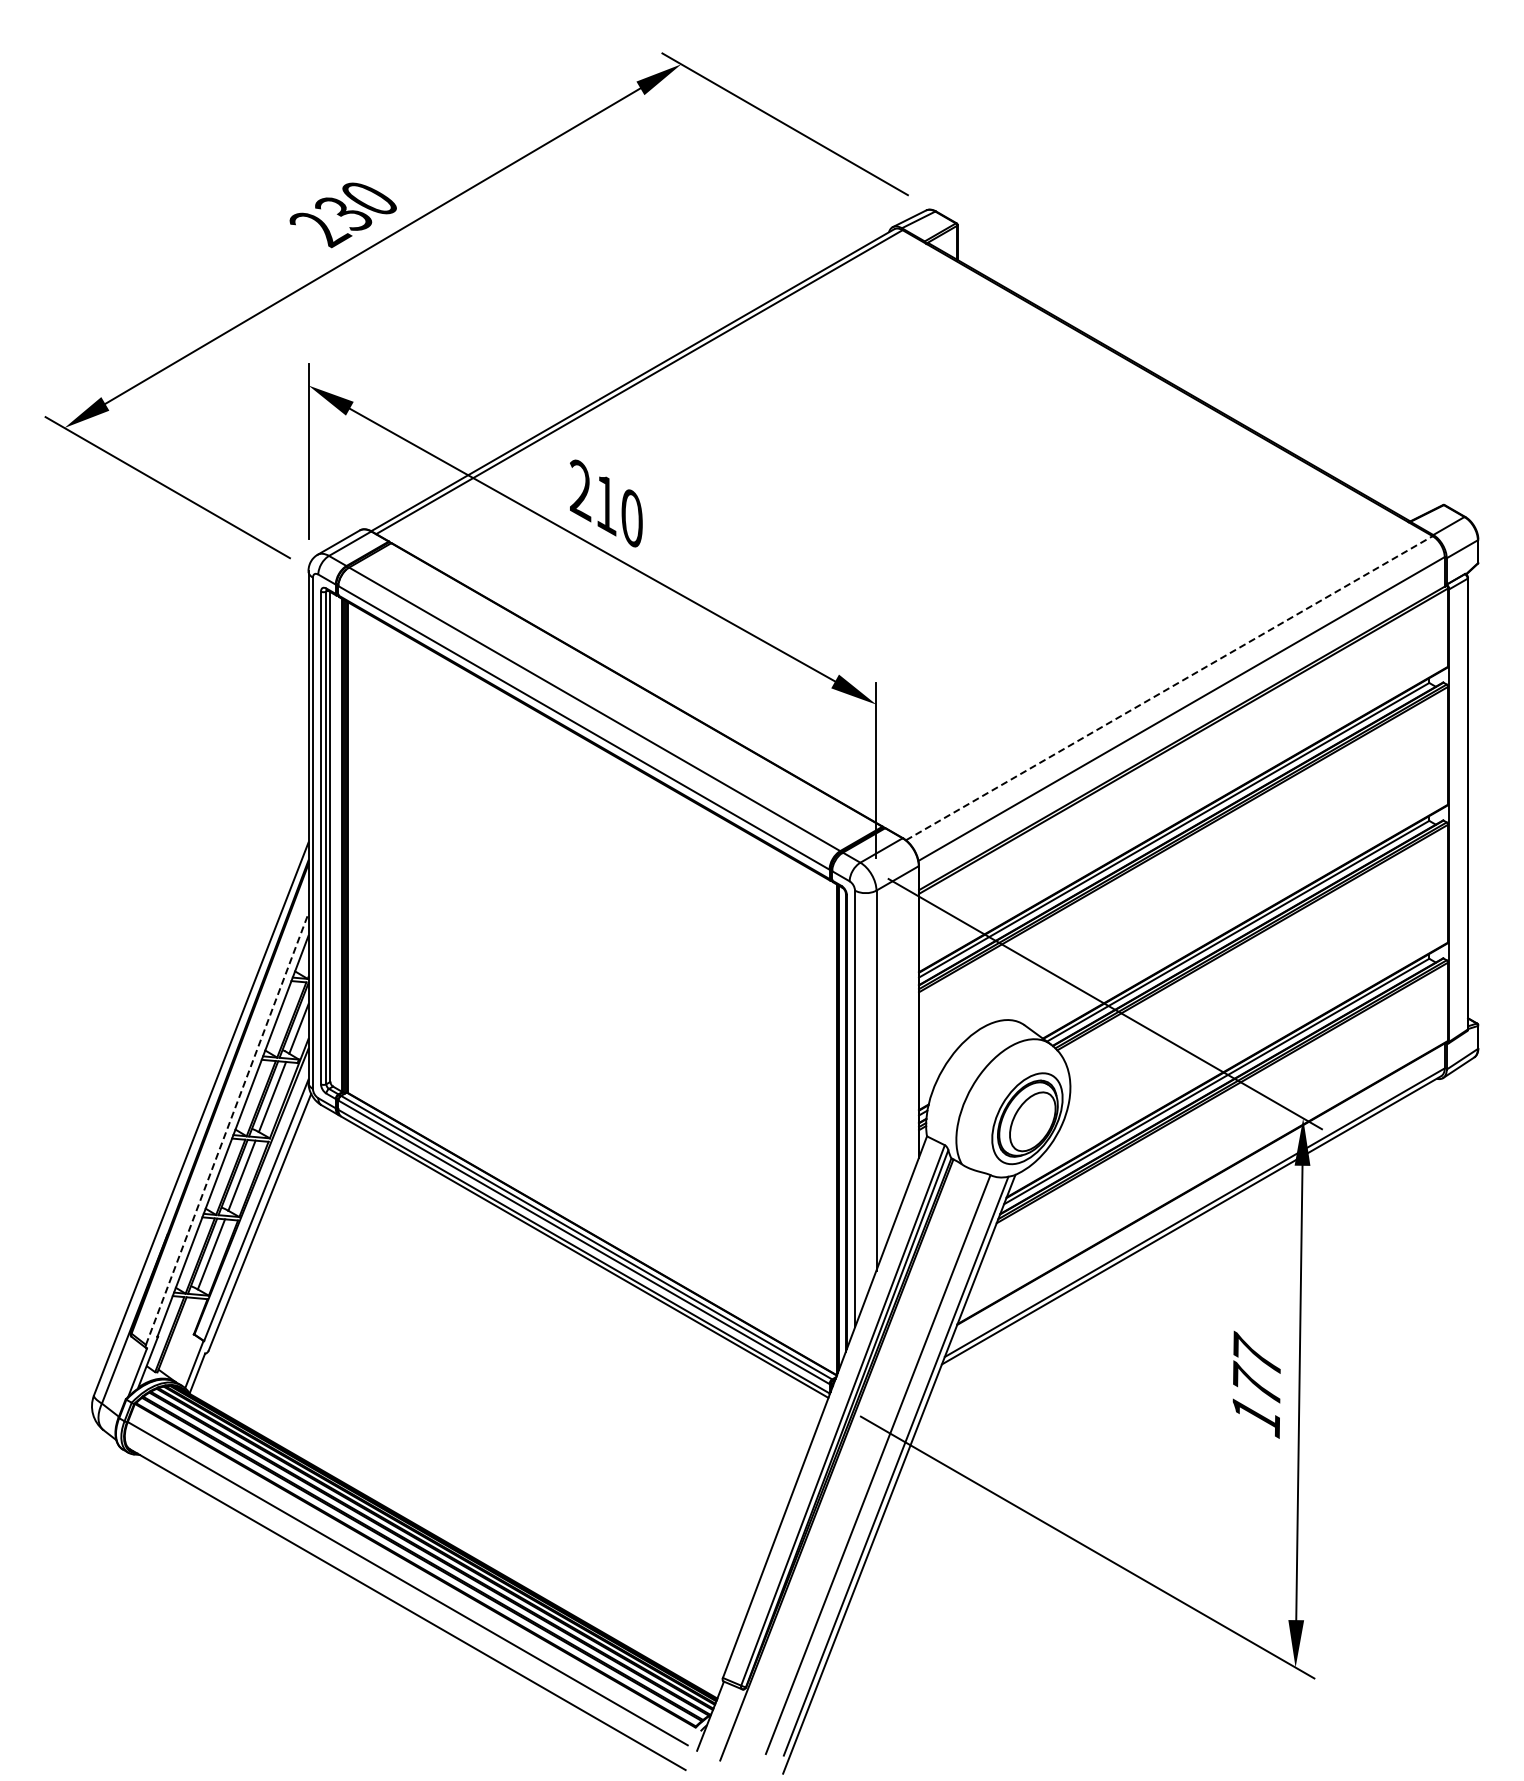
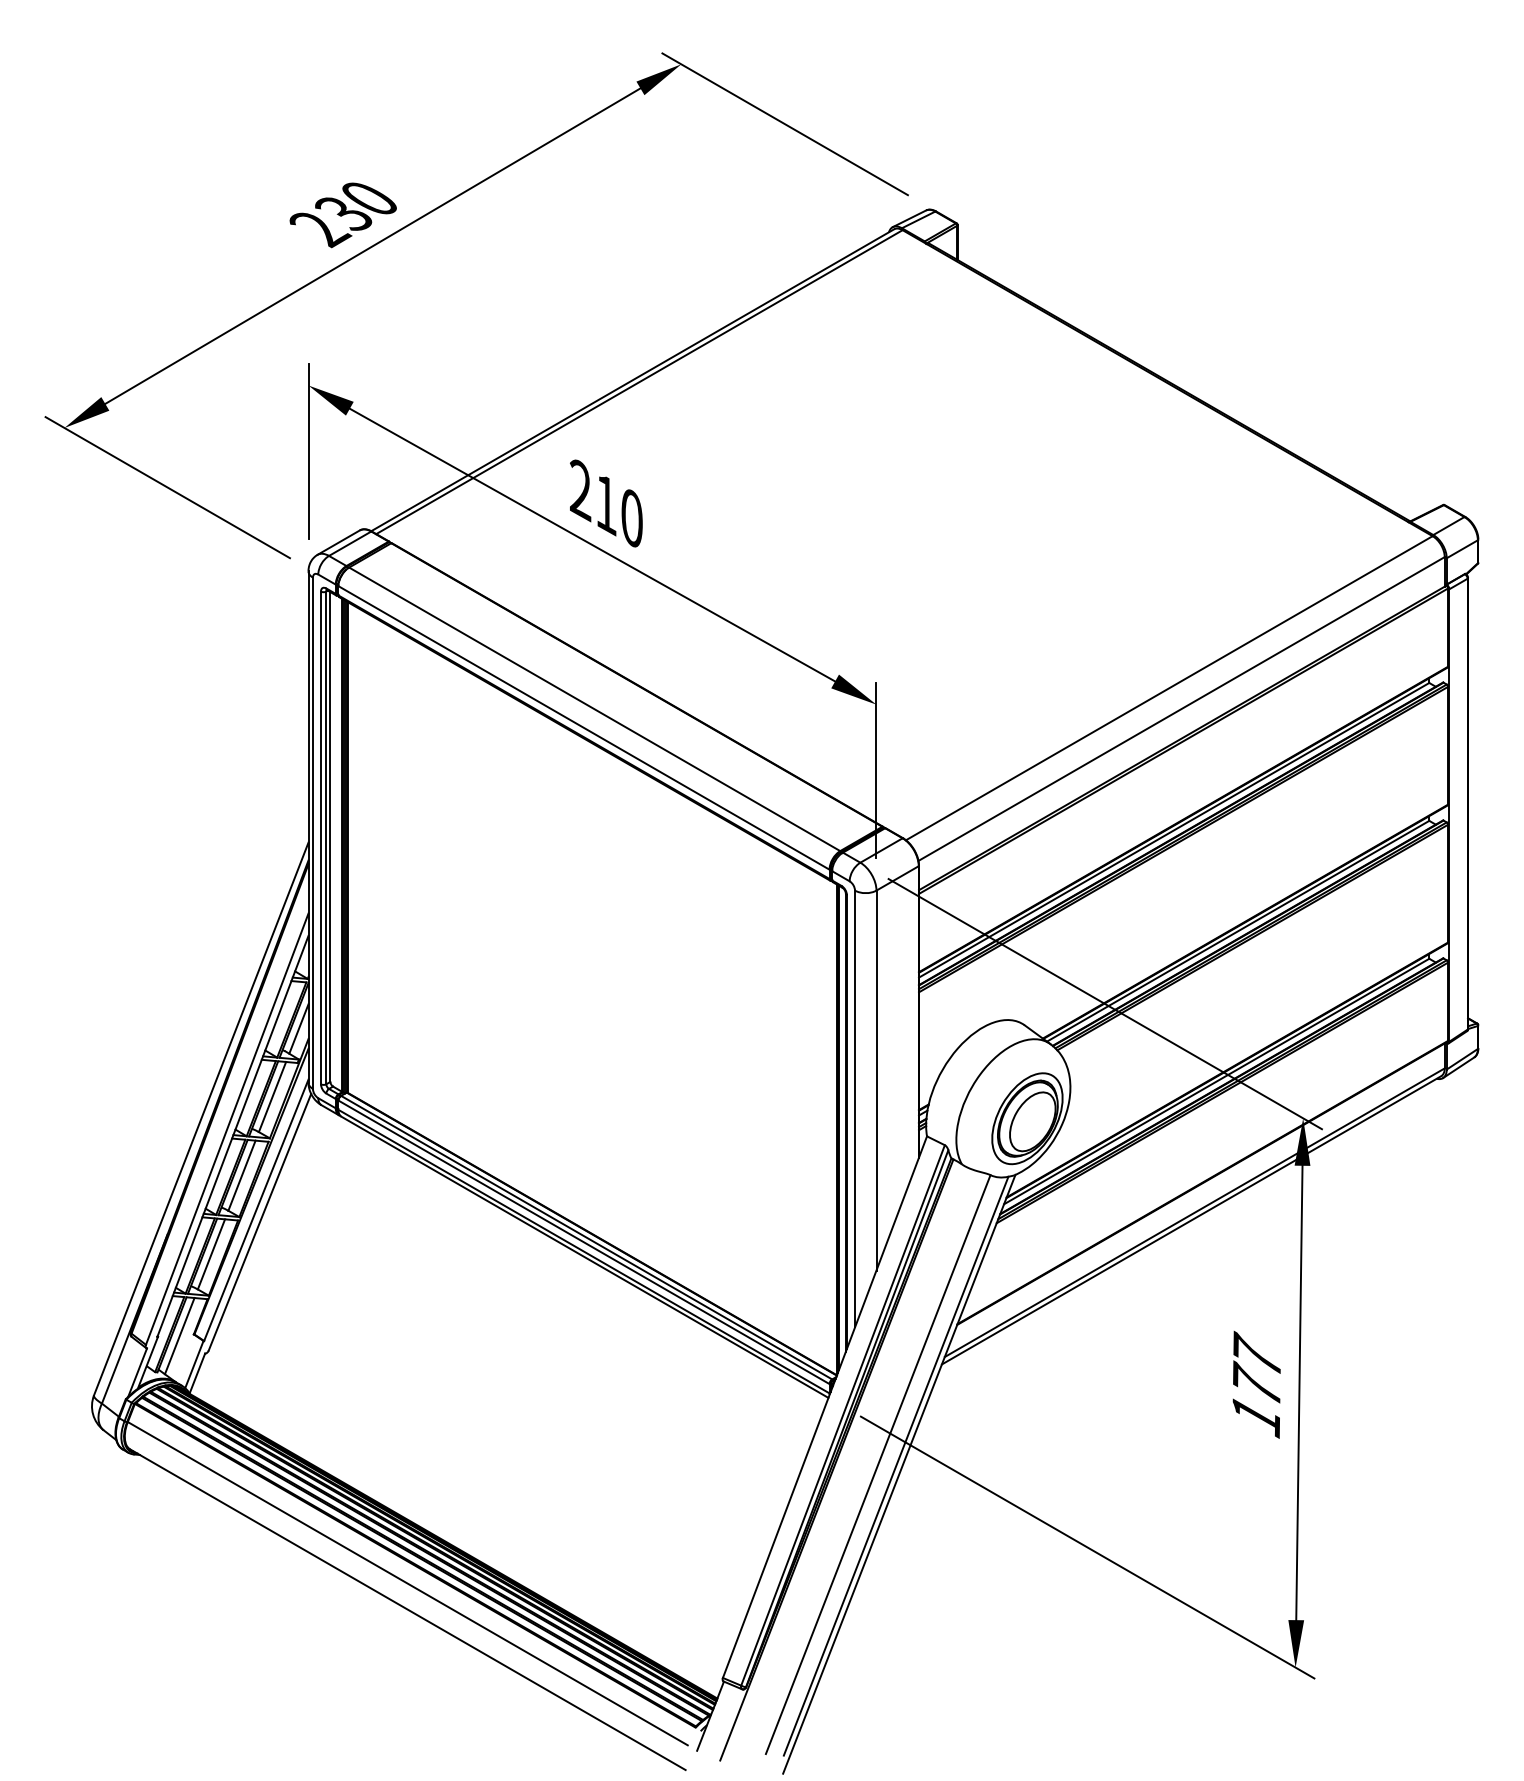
line: dashed -> solid (1169, 687)
line: dashed -> solid (227, 1128)
line: none -> present (179, 1336)
